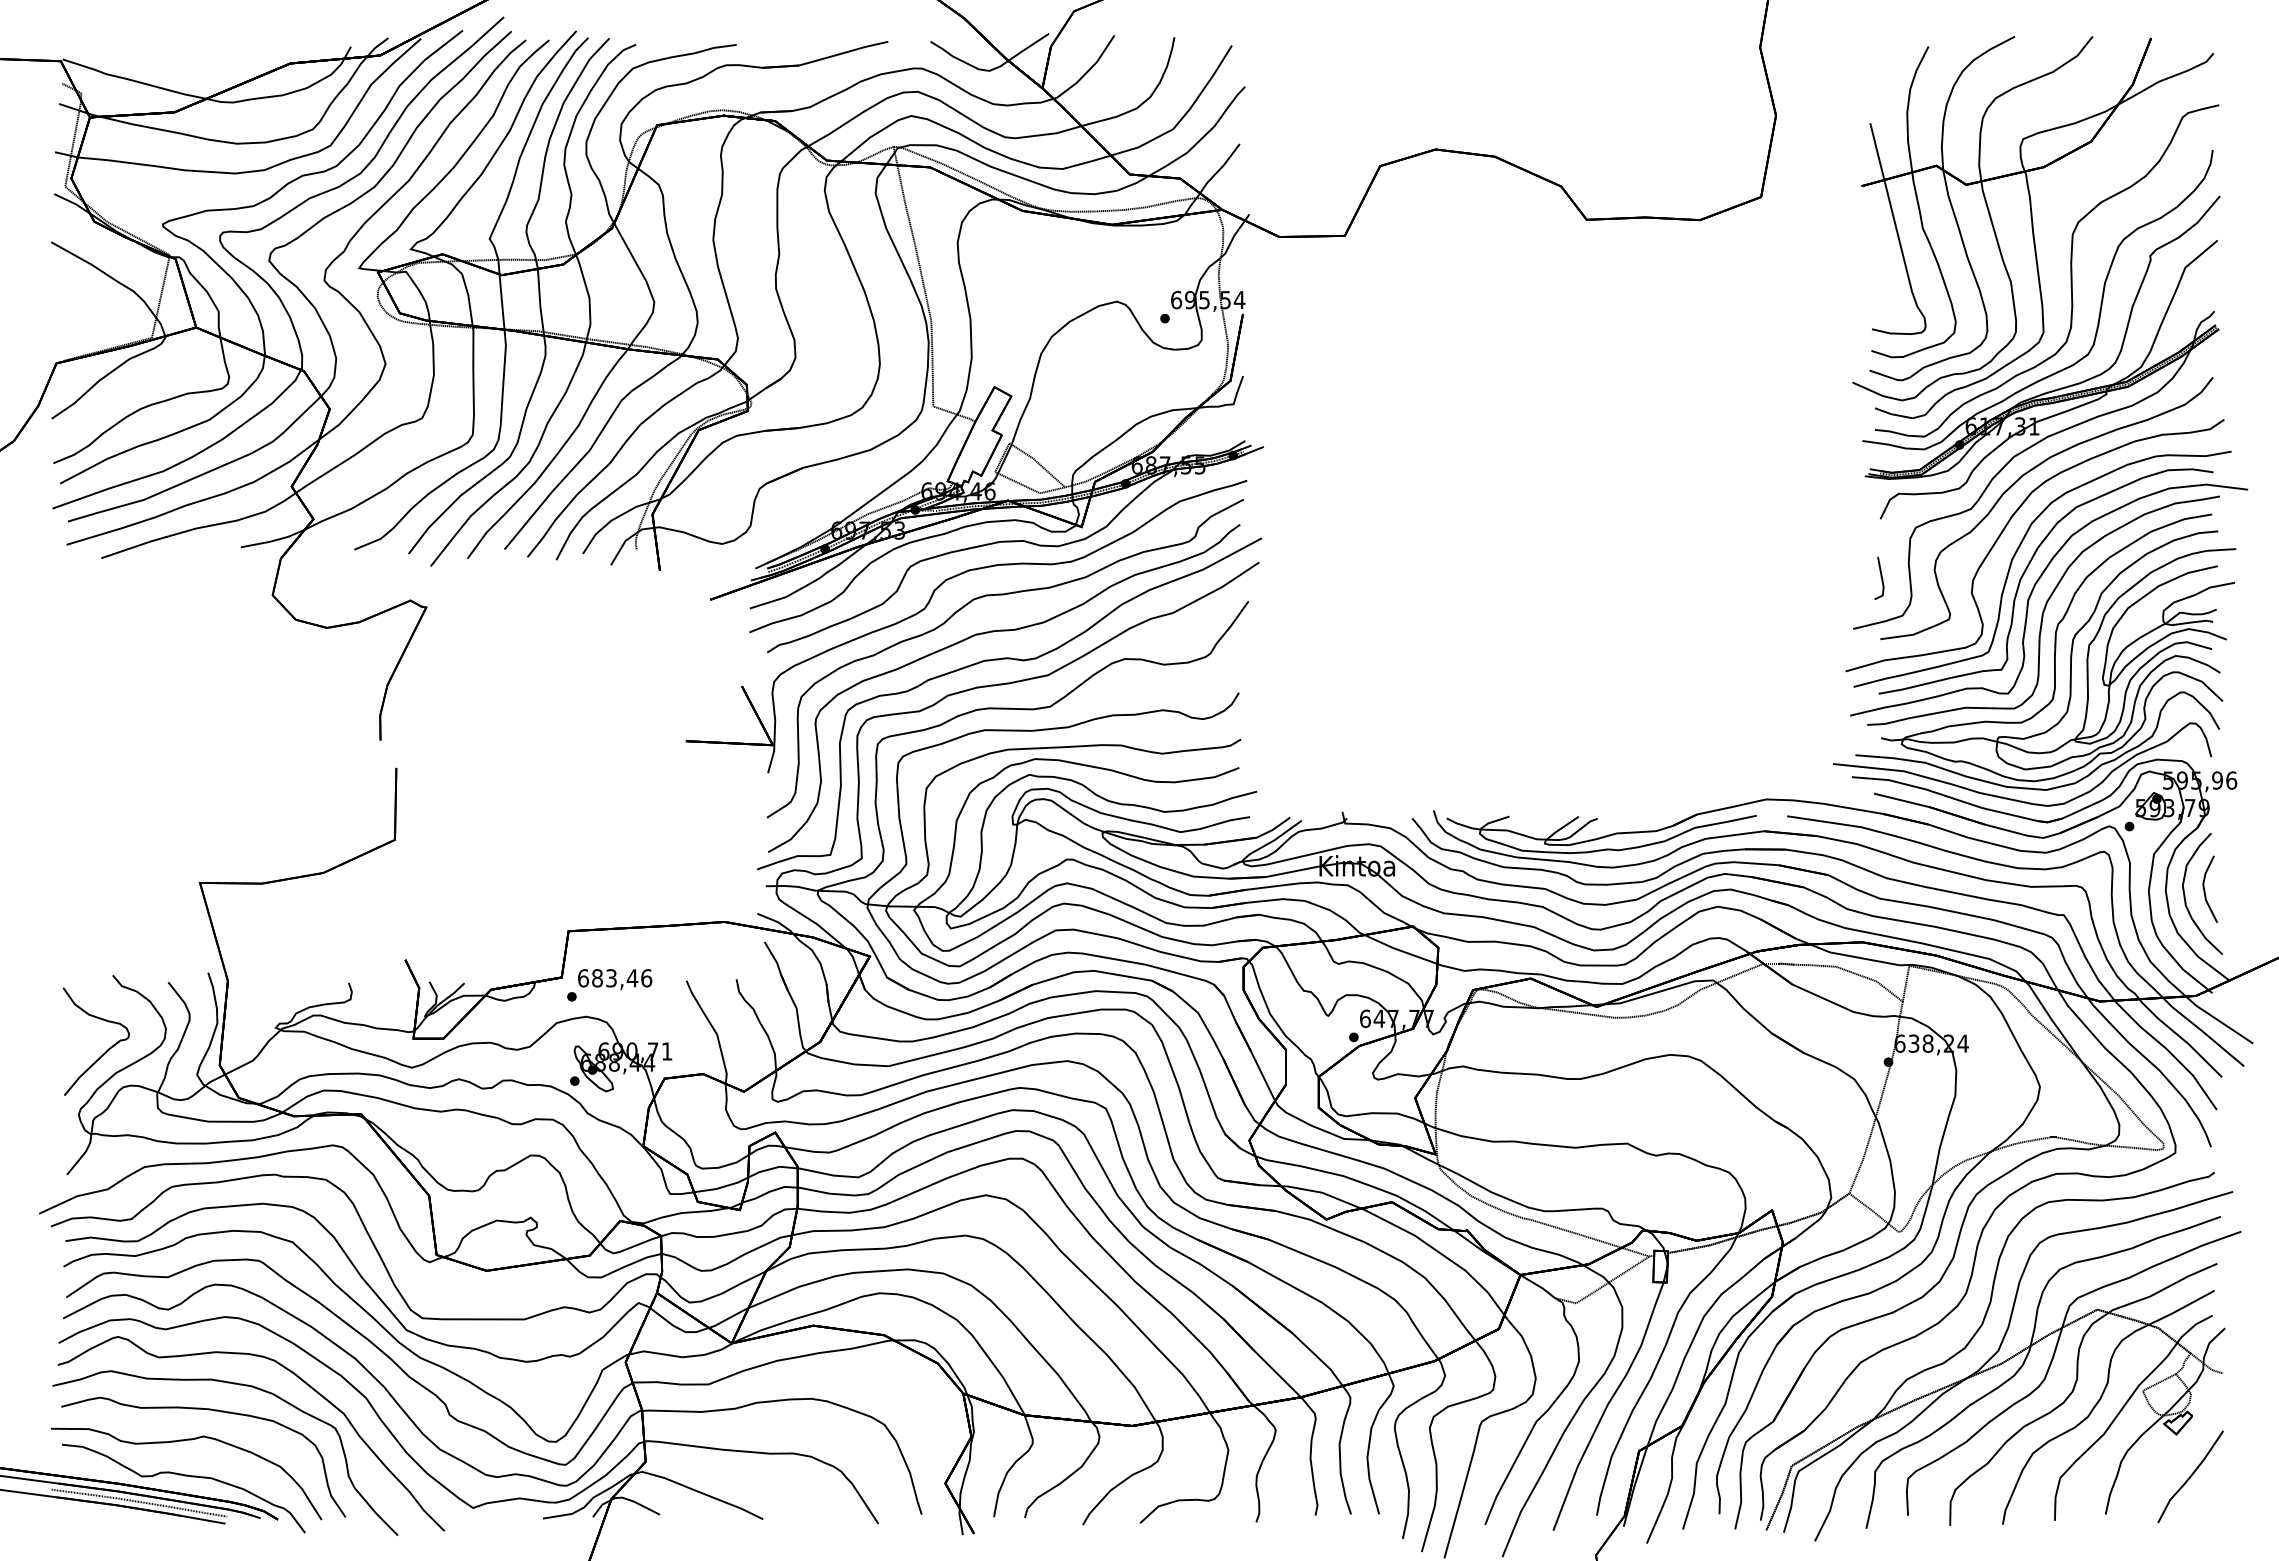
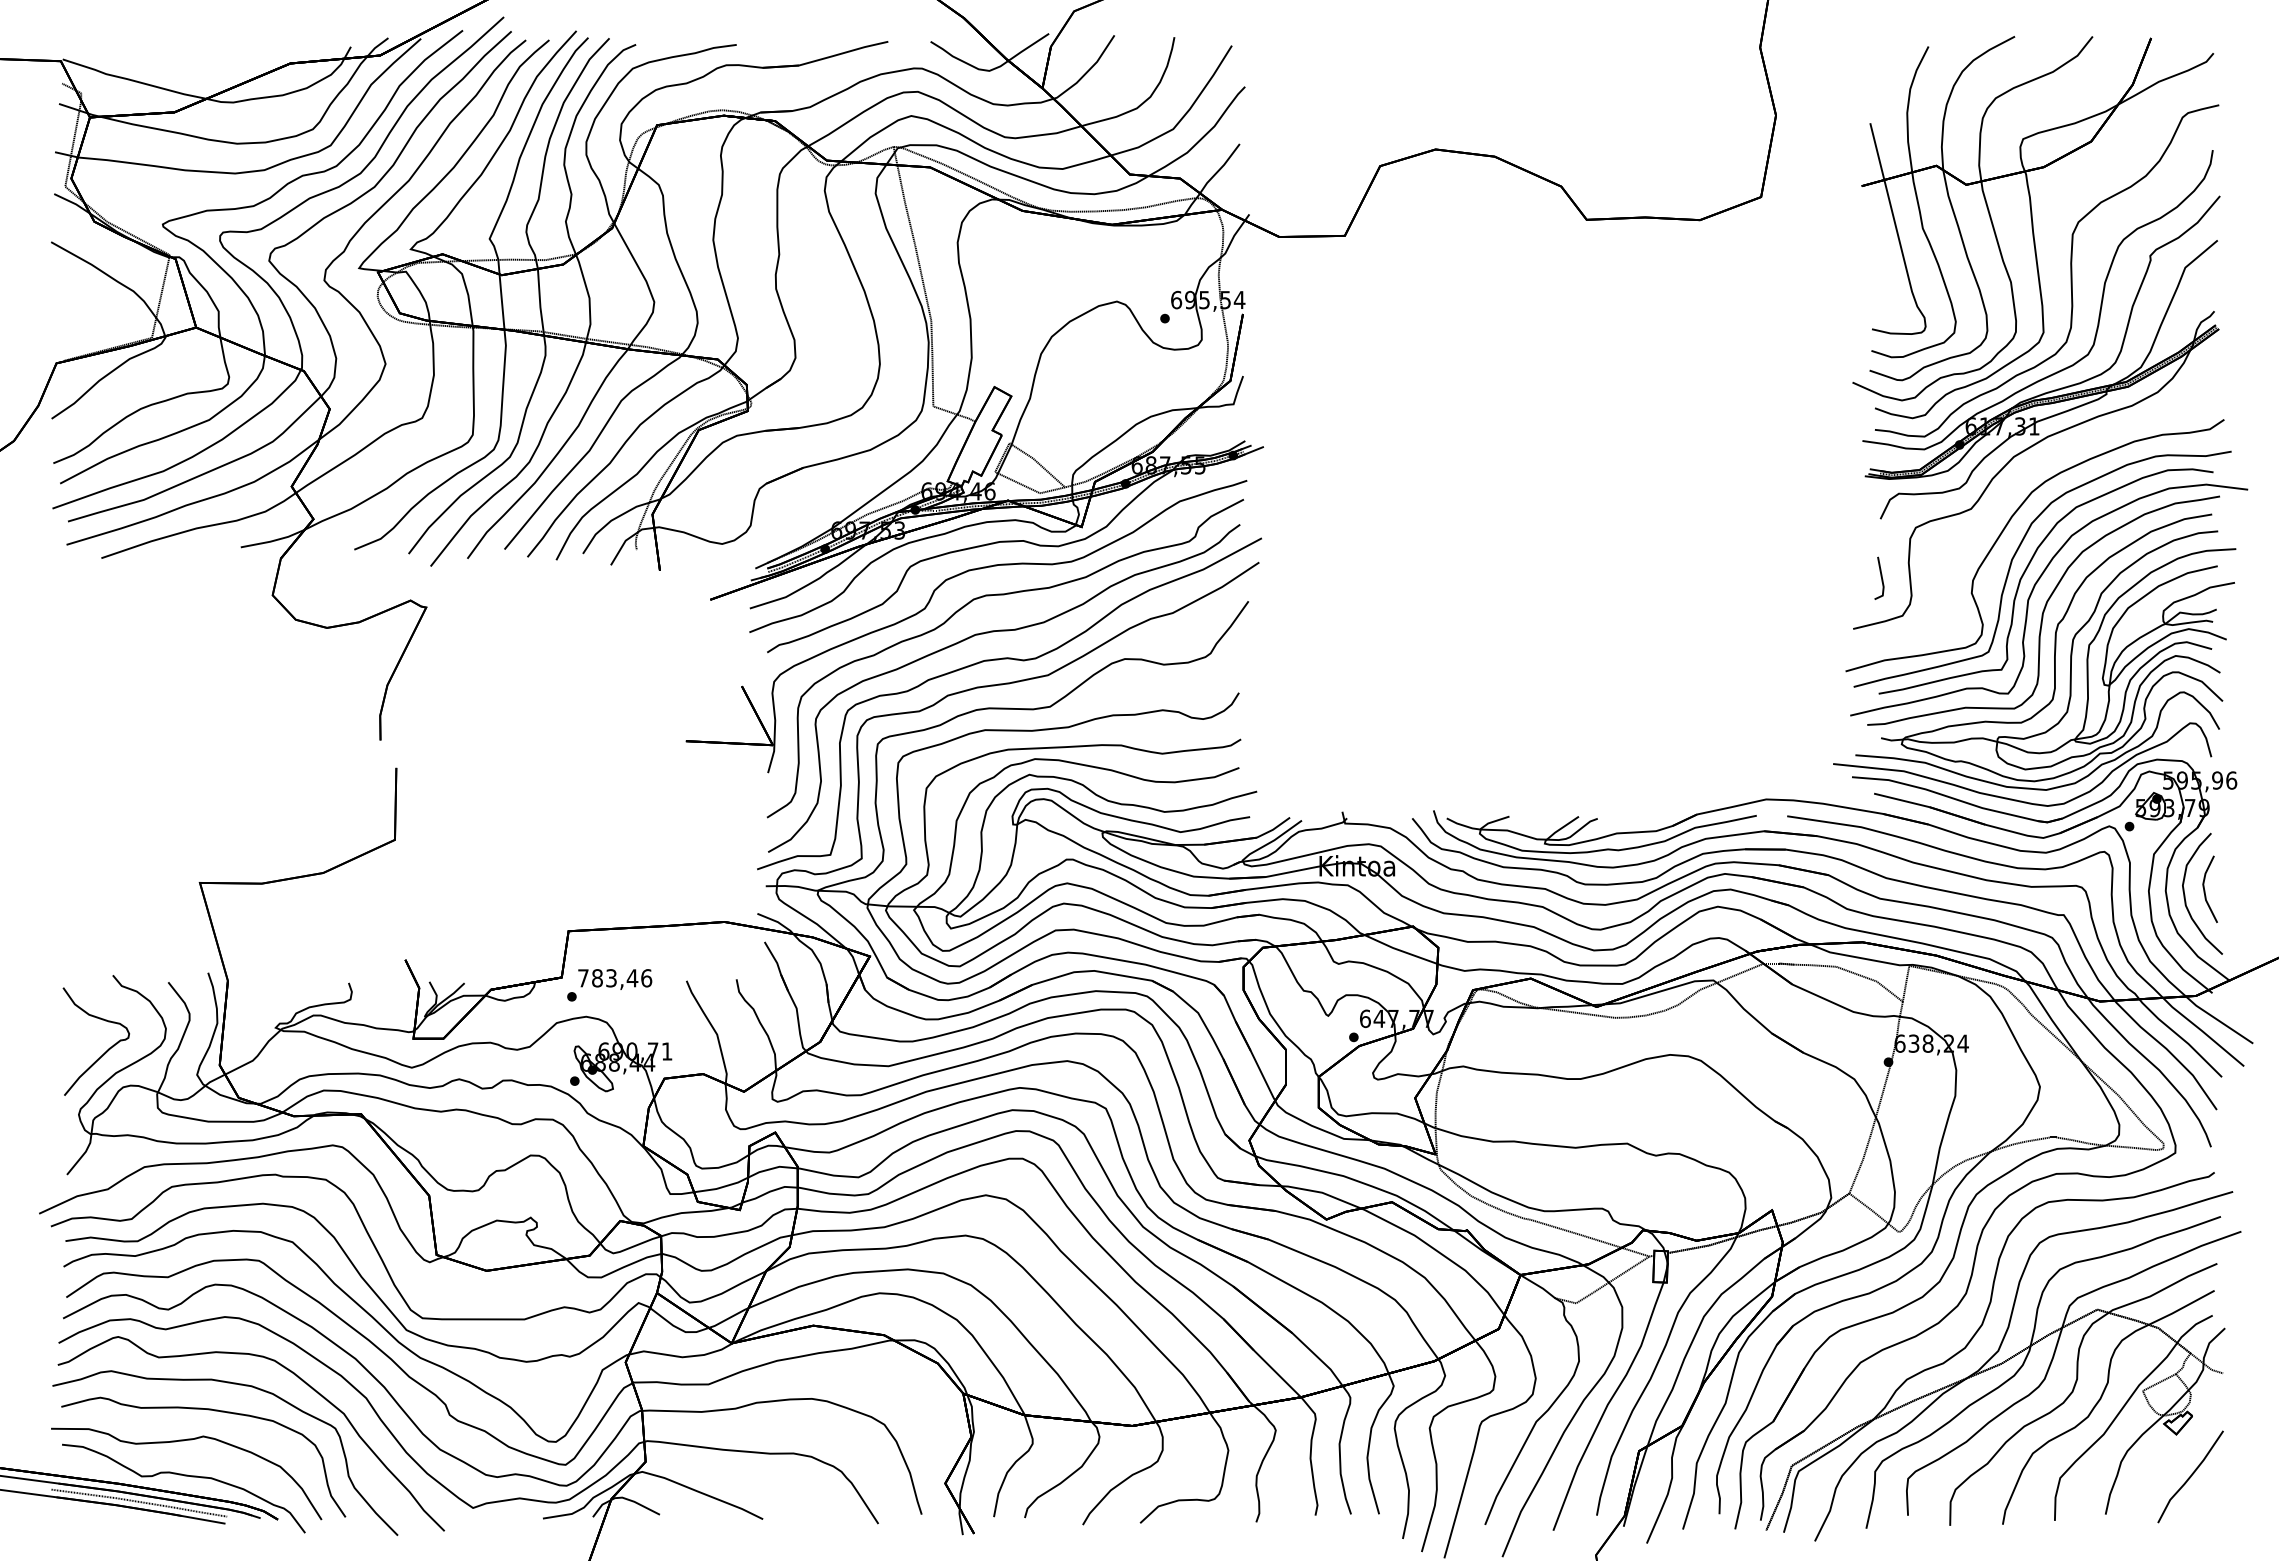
curve: present -> none (2020, 479)
text: 683,46 -> 783,46 (583, 978)
